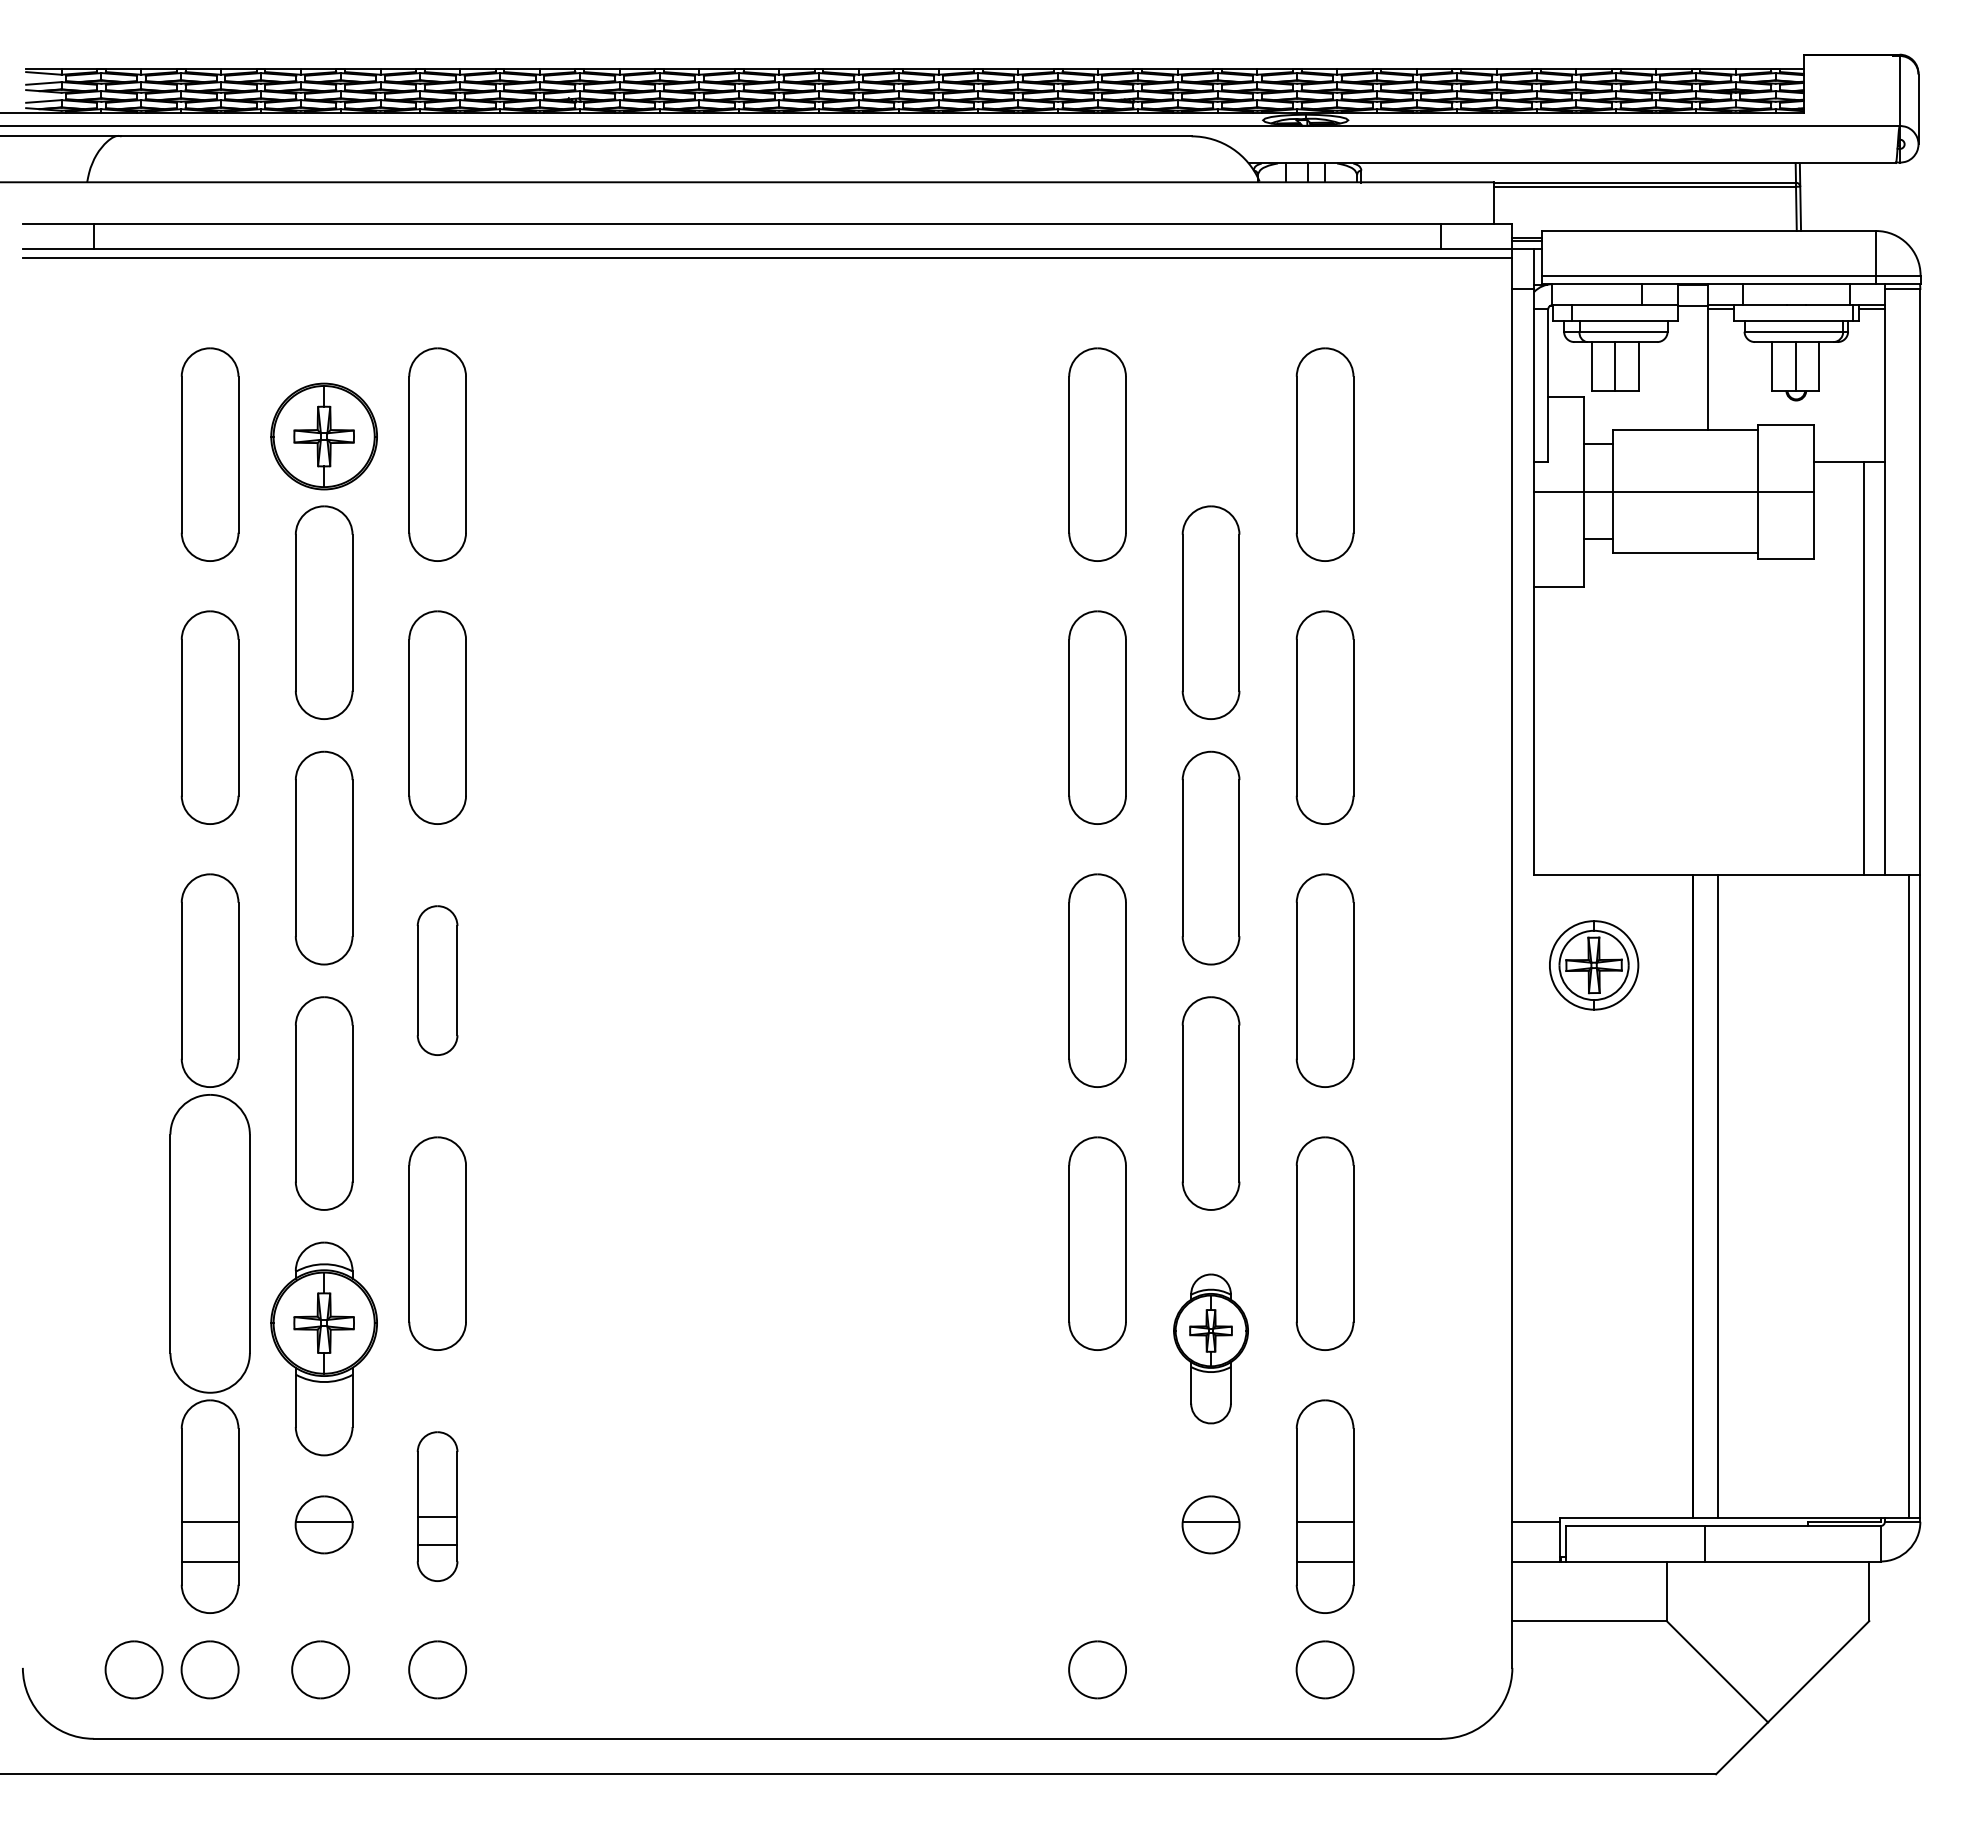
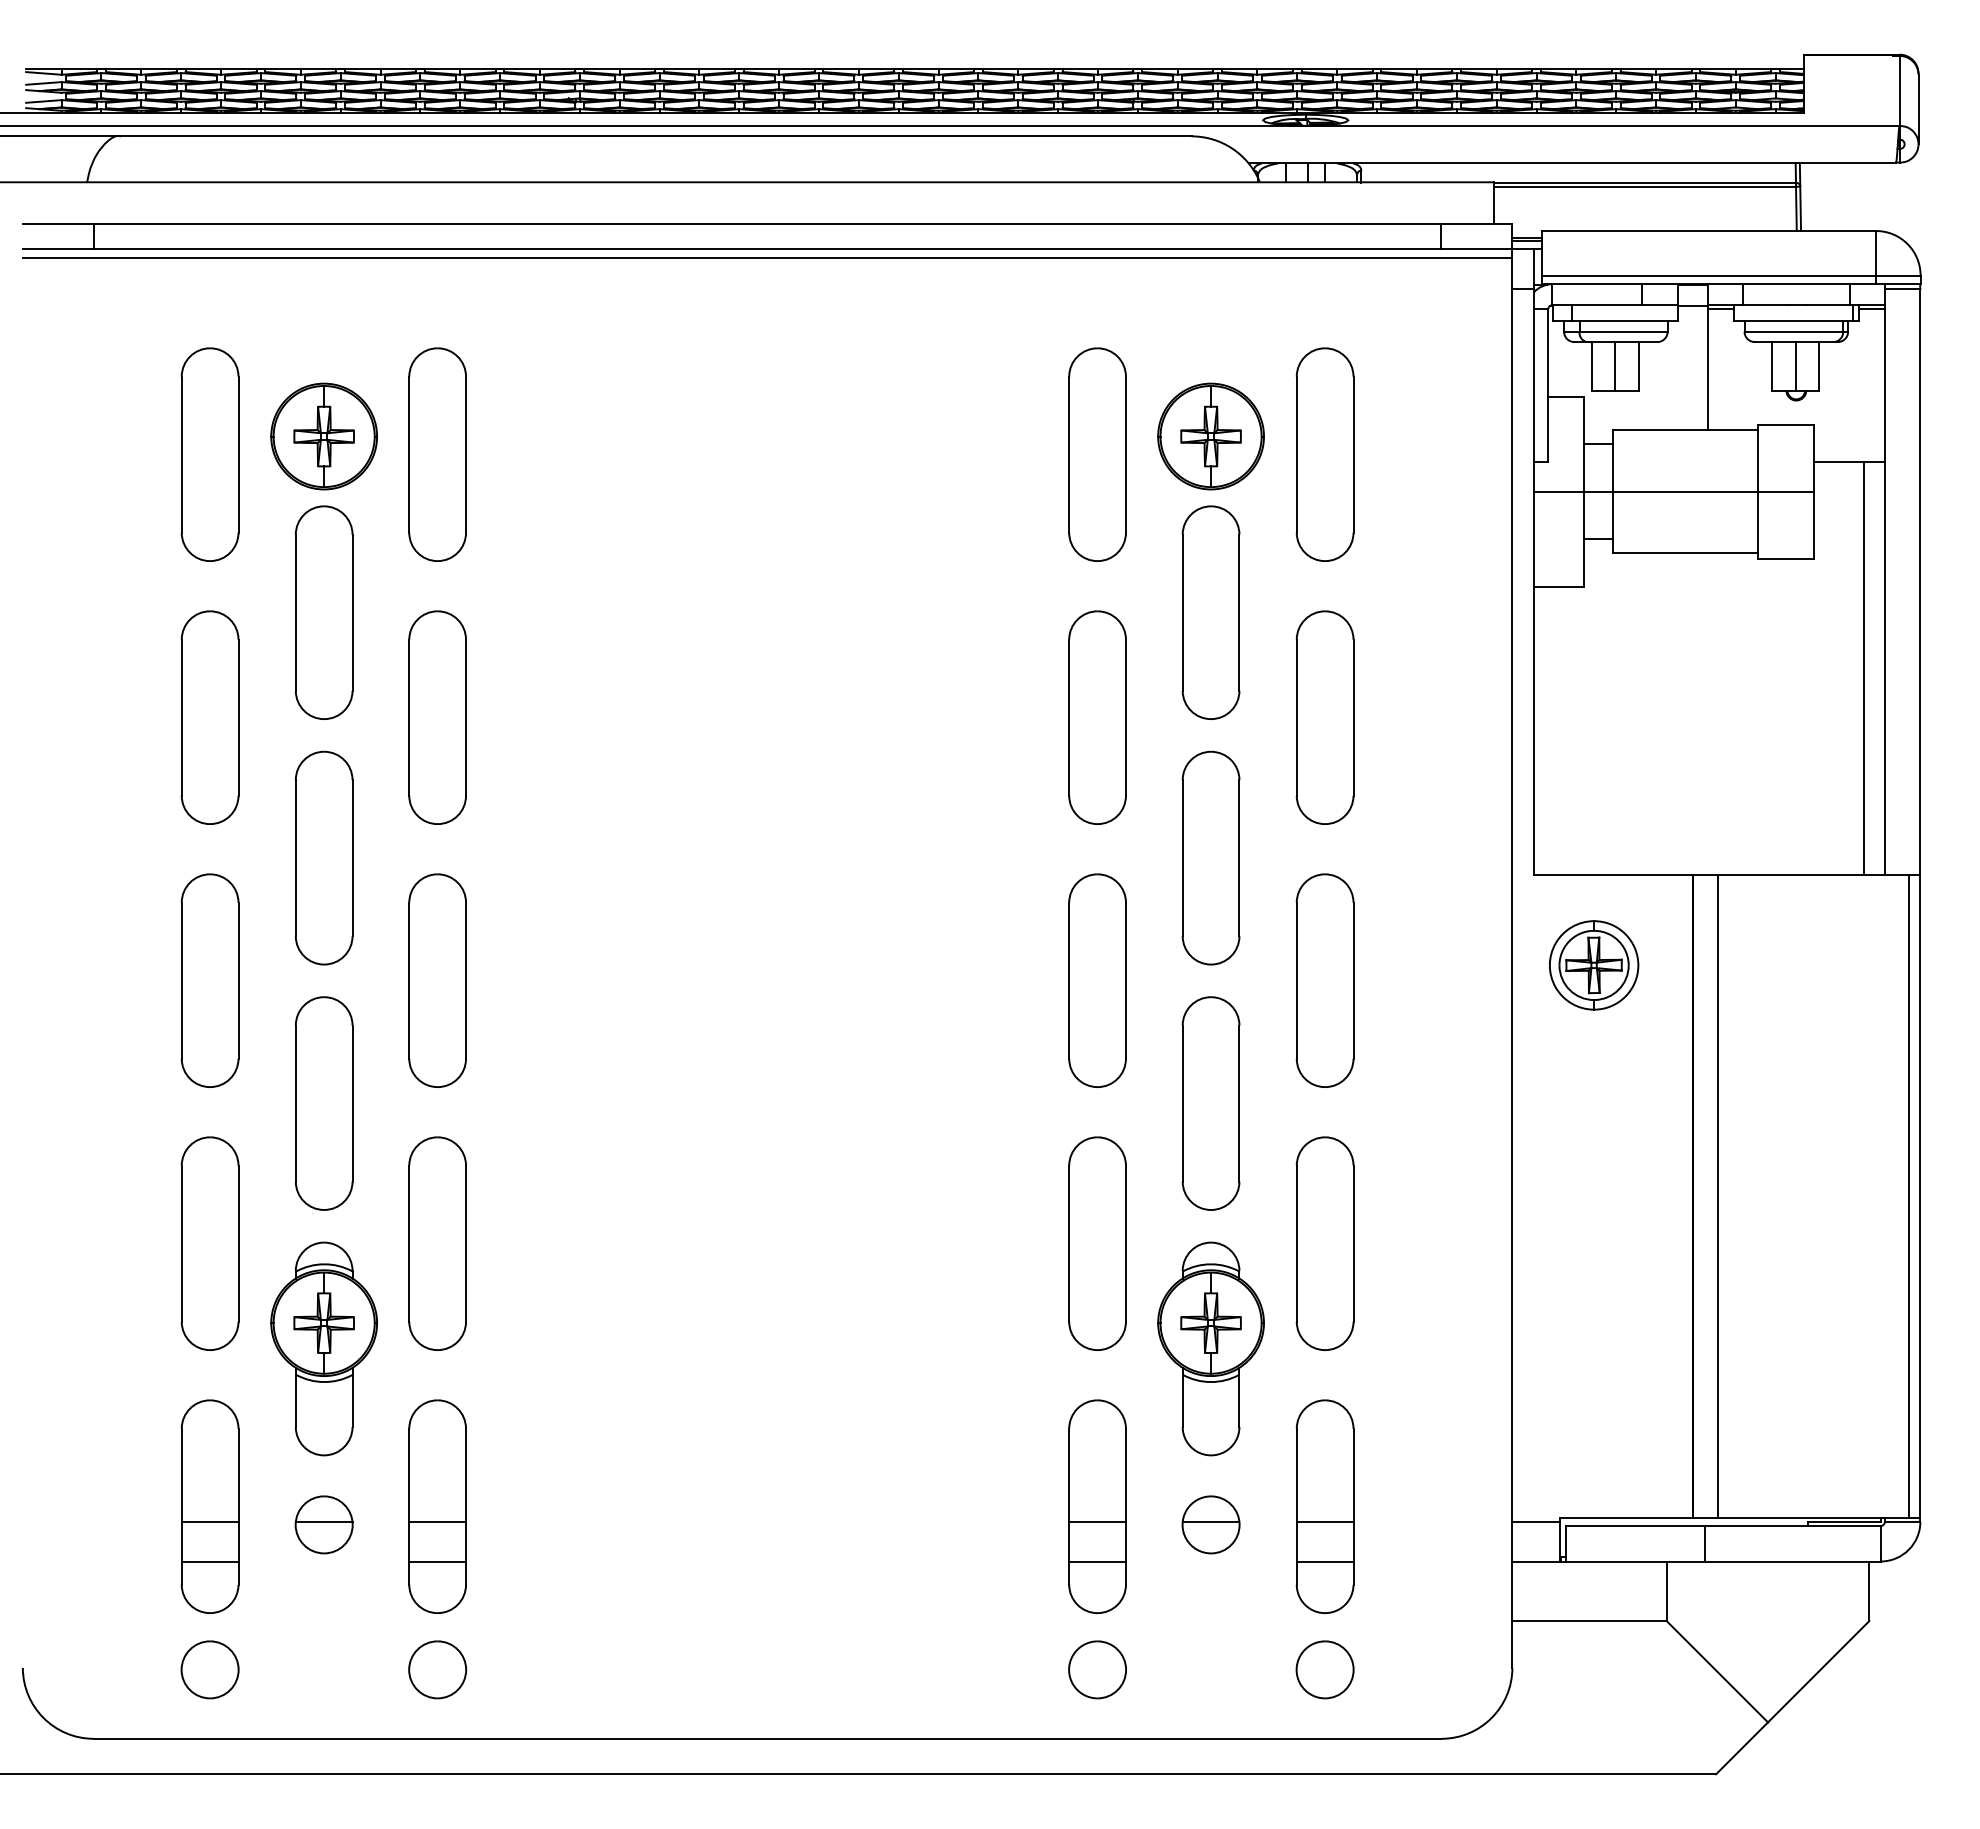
part: none -> present (1210, 436)
part size: 43x151 px -> 59x215 px (437, 980)
part size: 82x300 px -> 60x215 px (209, 1243)
part size: 76x152 px -> 108x216 px (1210, 1348)
part size: 43x151 px -> 59x215 px (437, 1506)
part: none -> present (1097, 1506)
part: present -> none (133, 1669)
part: present -> none (320, 1669)
